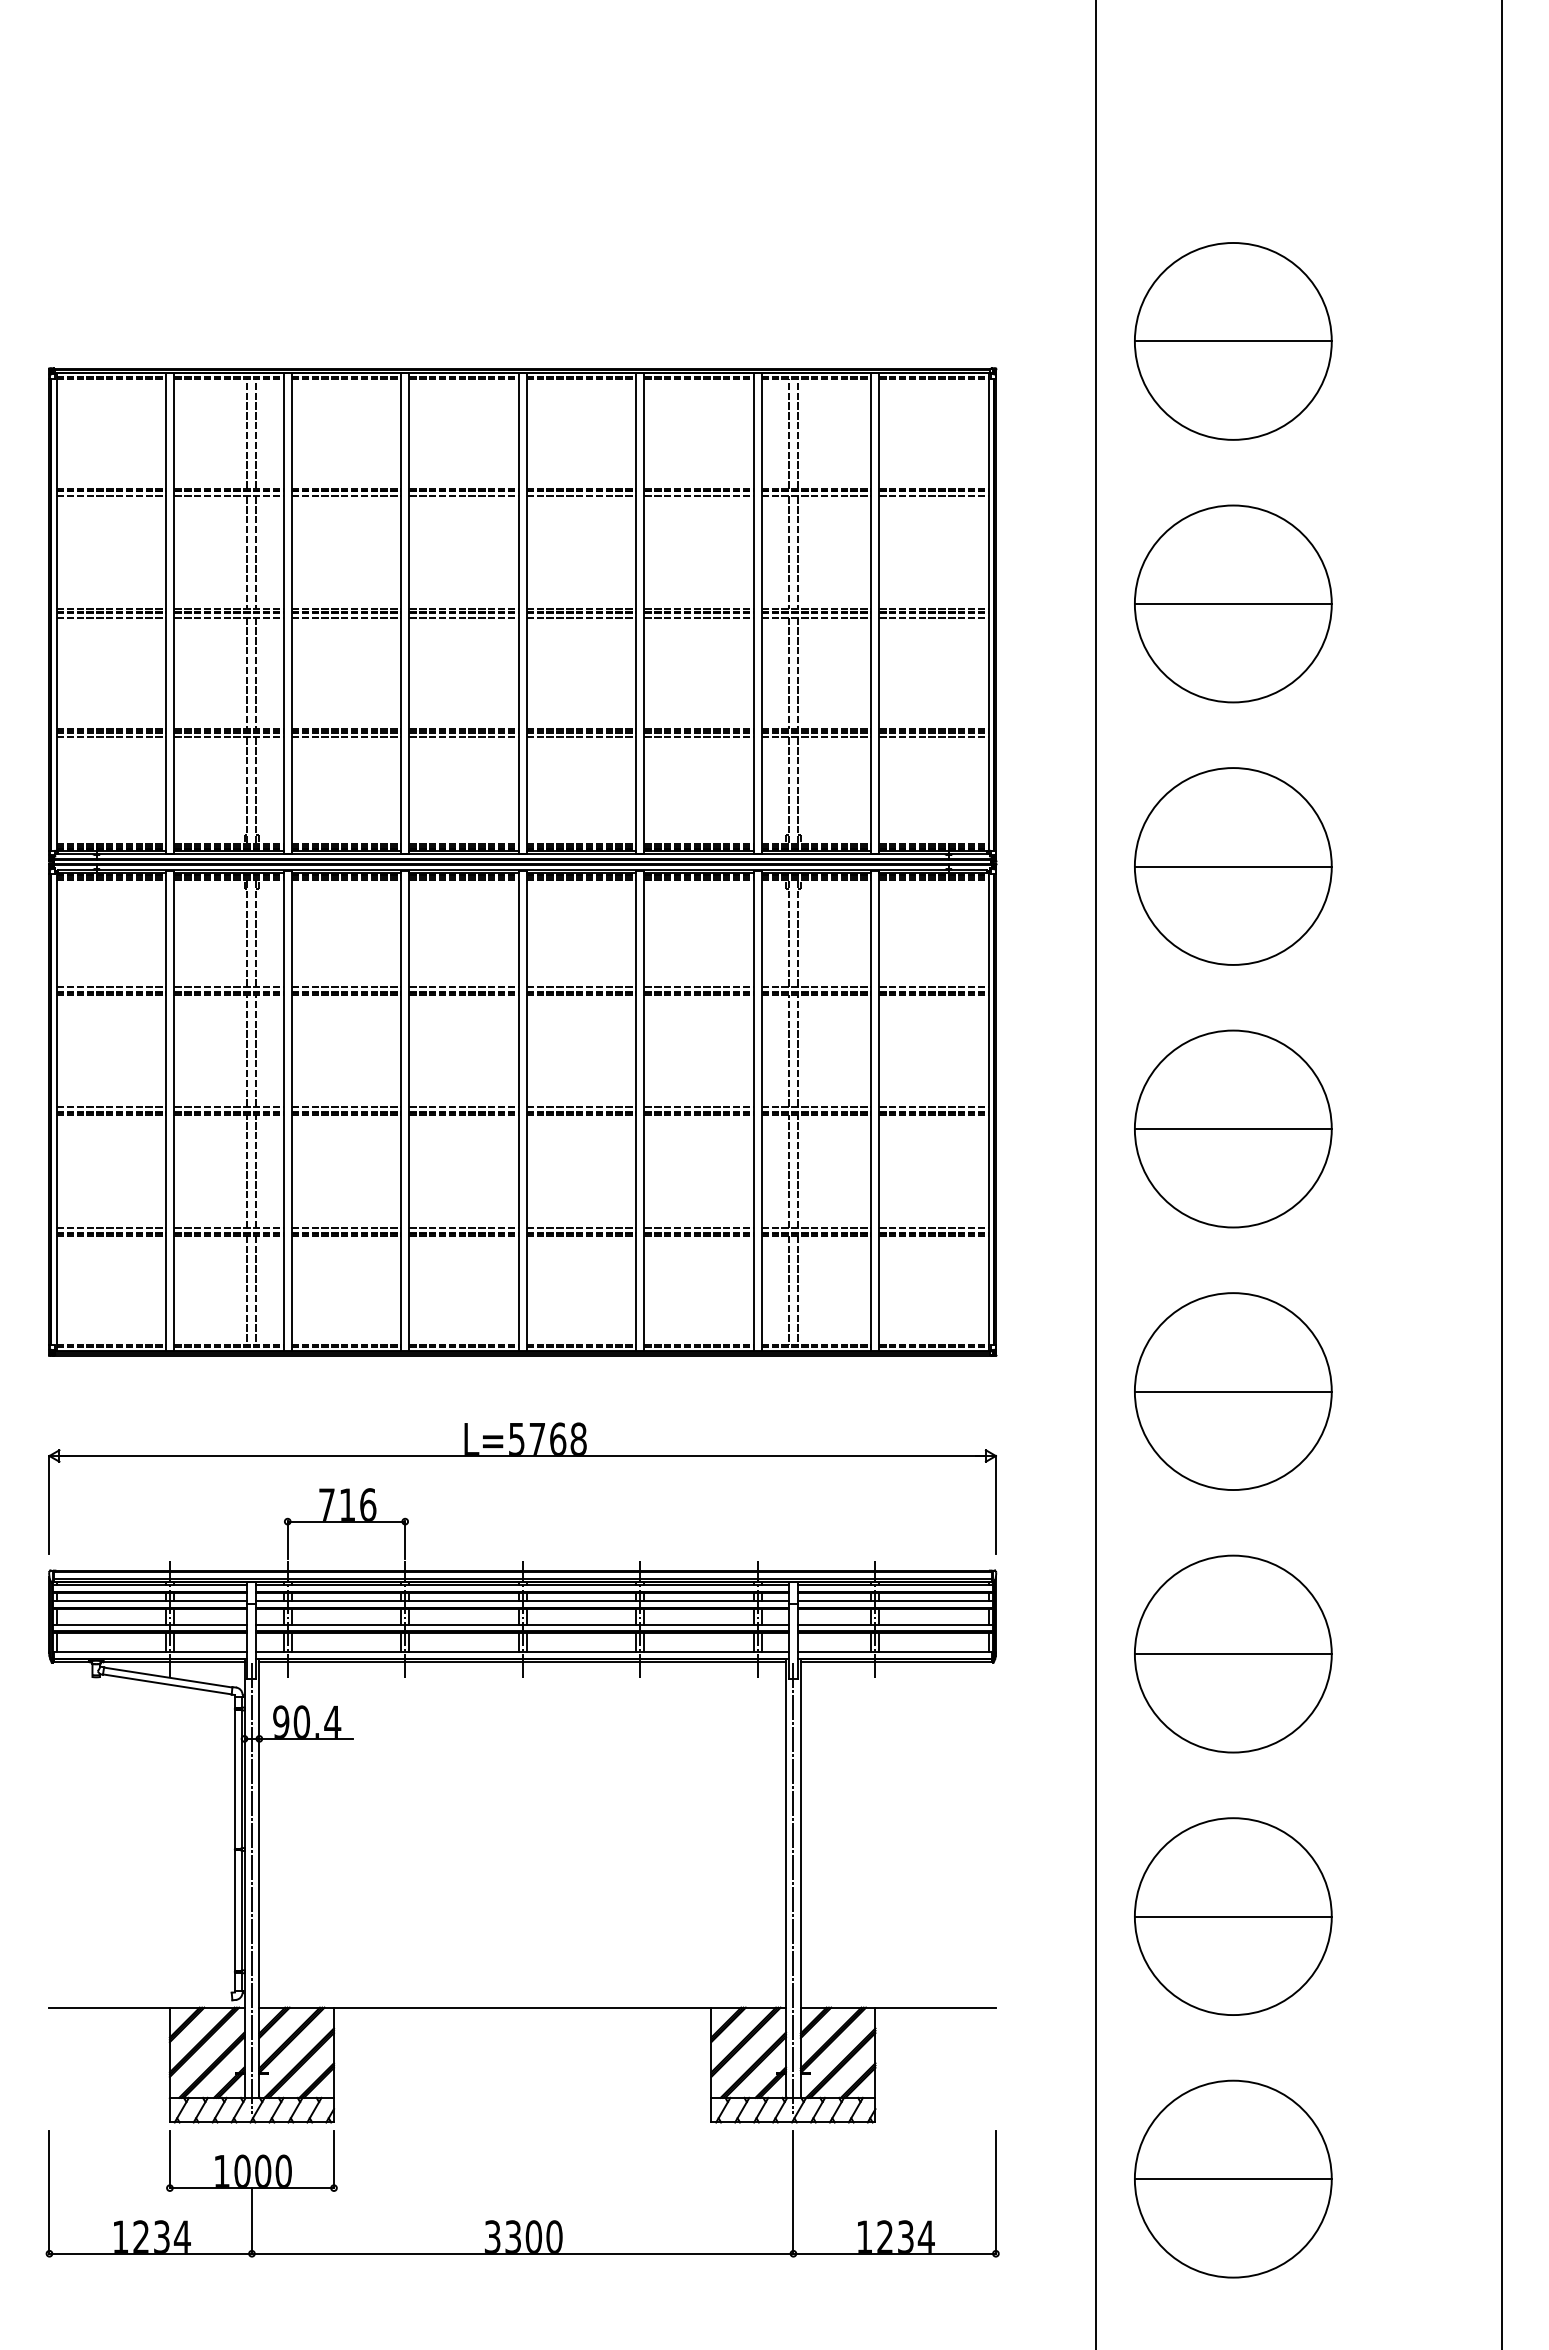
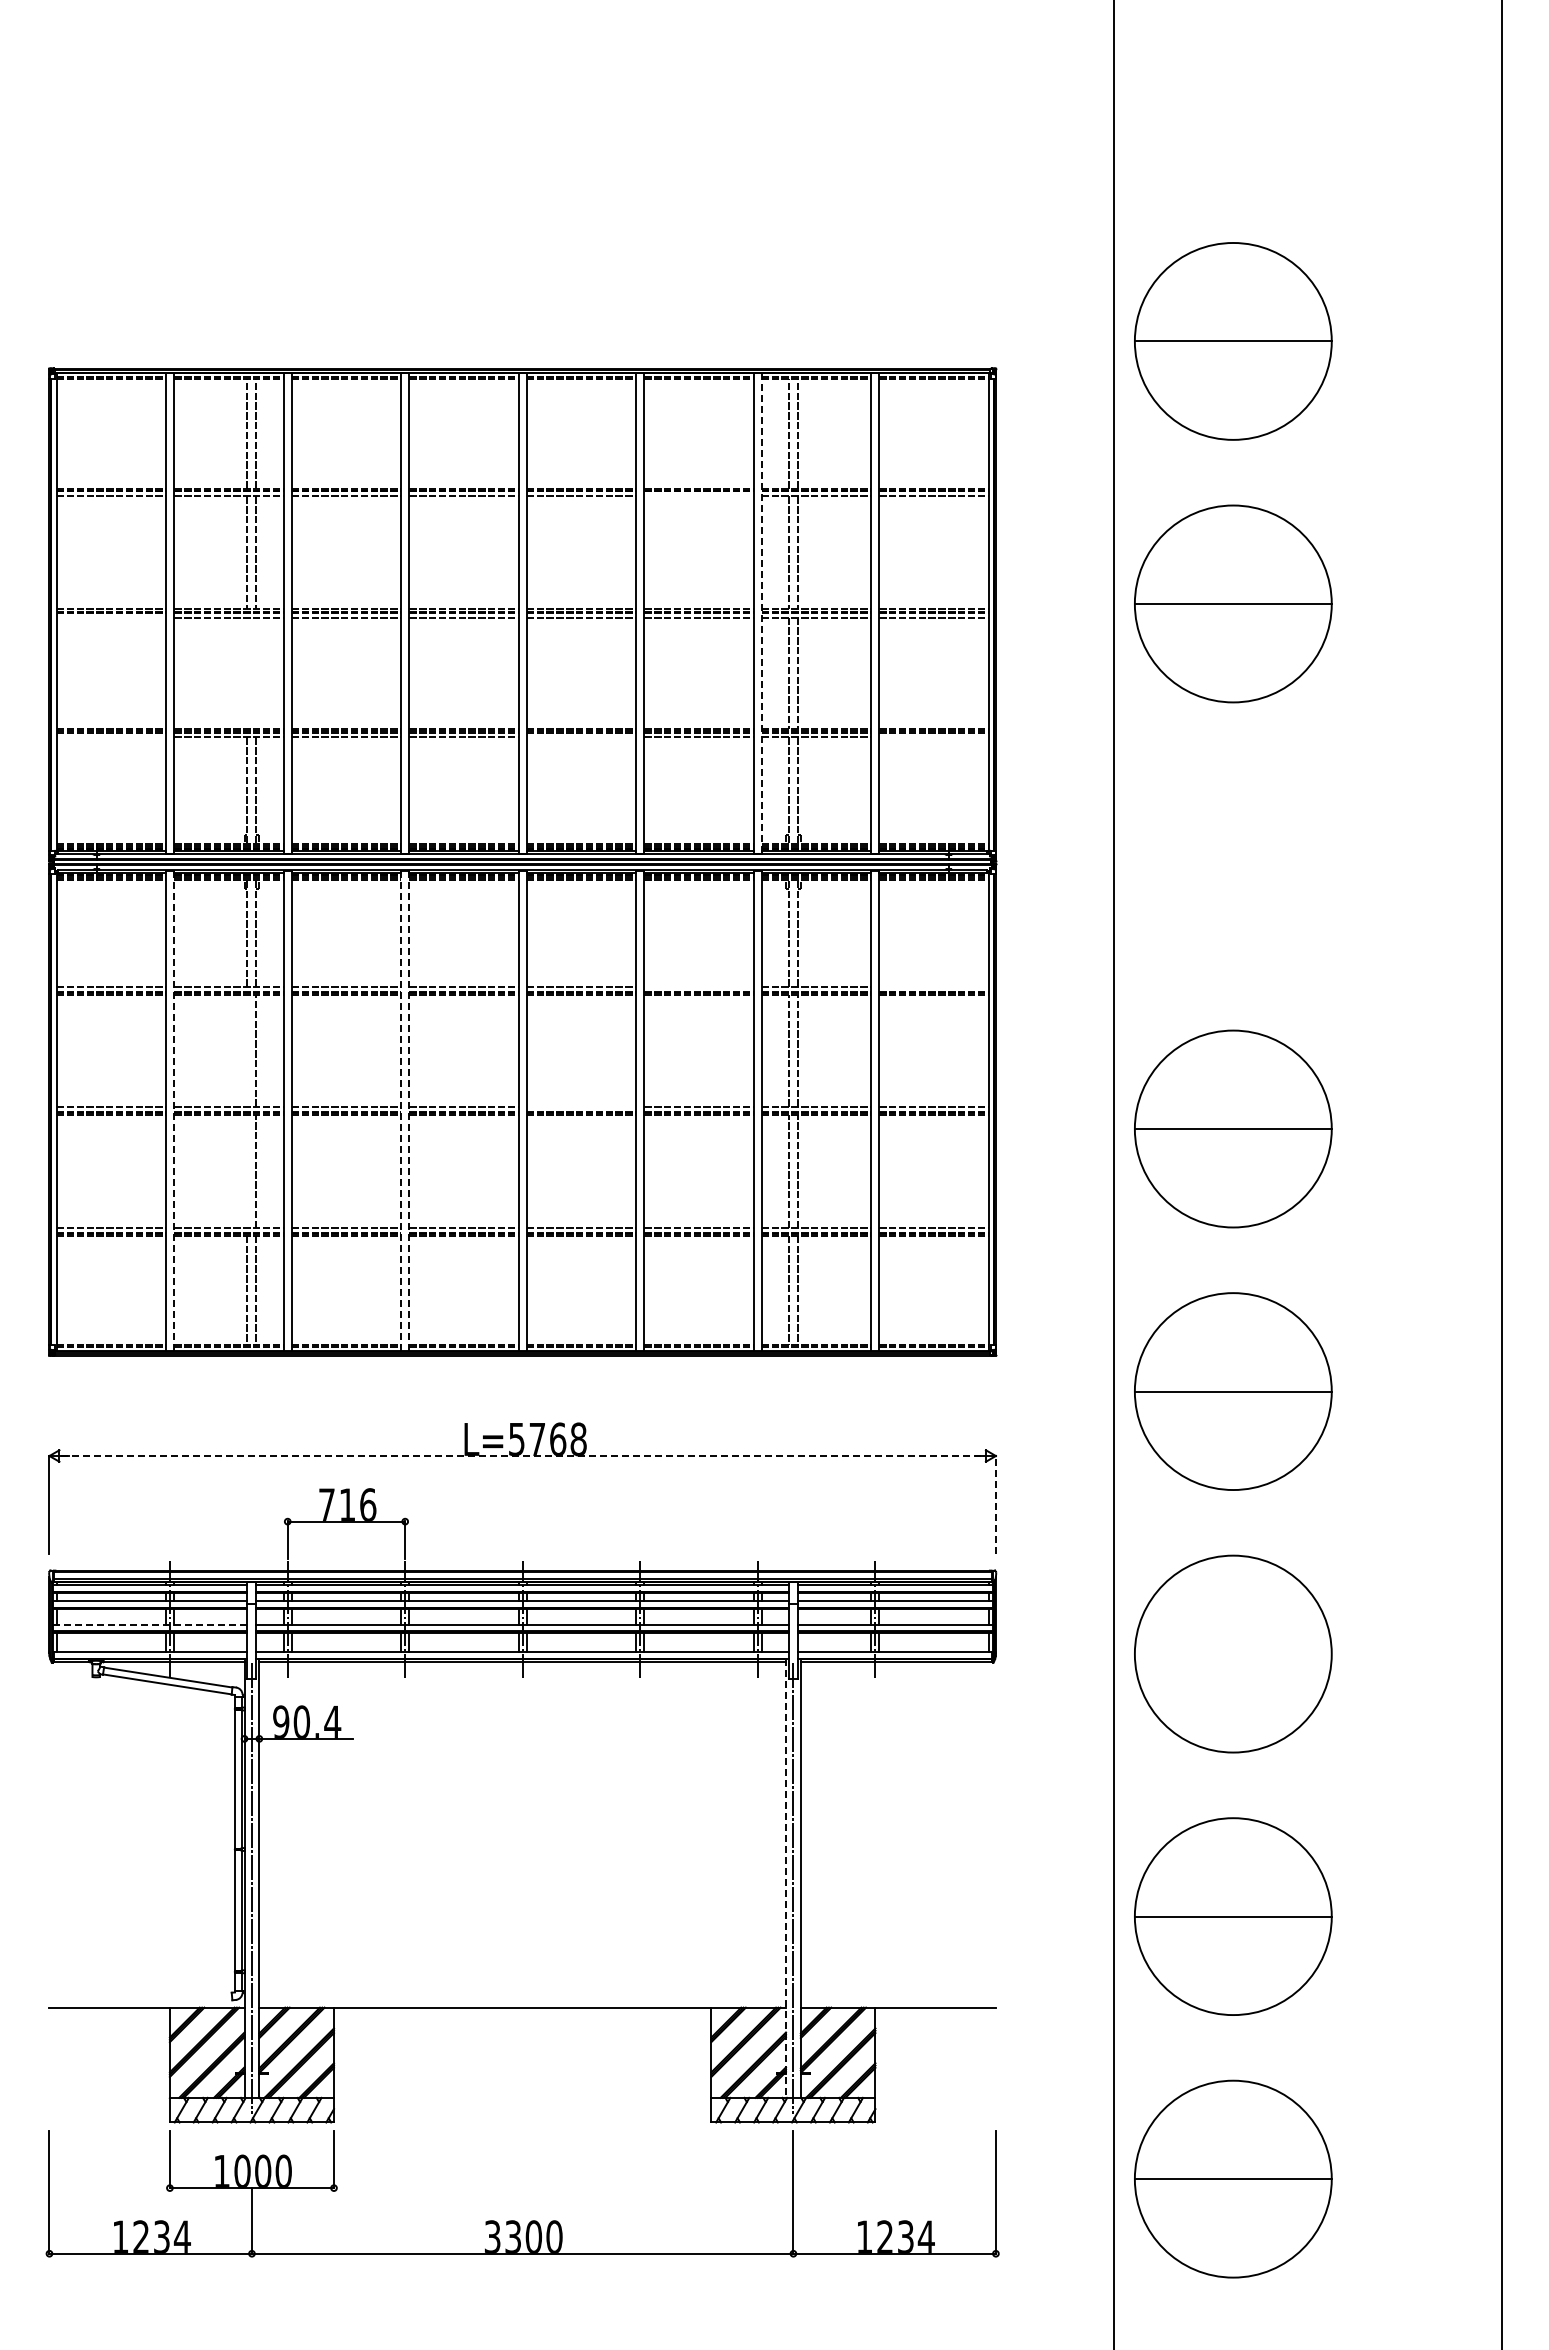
line: present -> none (698, 496)
line: solid -> dashed (761, 613)
line: present -> none (111, 617)
line: present -> none (247, 672)
line: present -> none (256, 672)
line: present -> none (111, 737)
line: present -> none (581, 737)
line: present -> none (933, 737)
part: present -> none (1233, 866)
line: present -> none (698, 986)
line: present -> none (933, 986)
line: present -> none (247, 1050)
line: present -> none (581, 1106)
line: solid -> dashed (174, 1110)
line: solid -> dashed (401, 1110)
line: solid -> dashed (409, 1110)
line: present -> none (247, 1170)
line position: (1095, 1174) -> (1113, 1174) (1113, 1174)
line: solid -> dashed (522, 1456)
line: solid -> dashed (995, 1504)
line: solid -> dashed (149, 1624)
line: present -> none (1232, 1654)
line: solid -> dashed (786, 1878)
